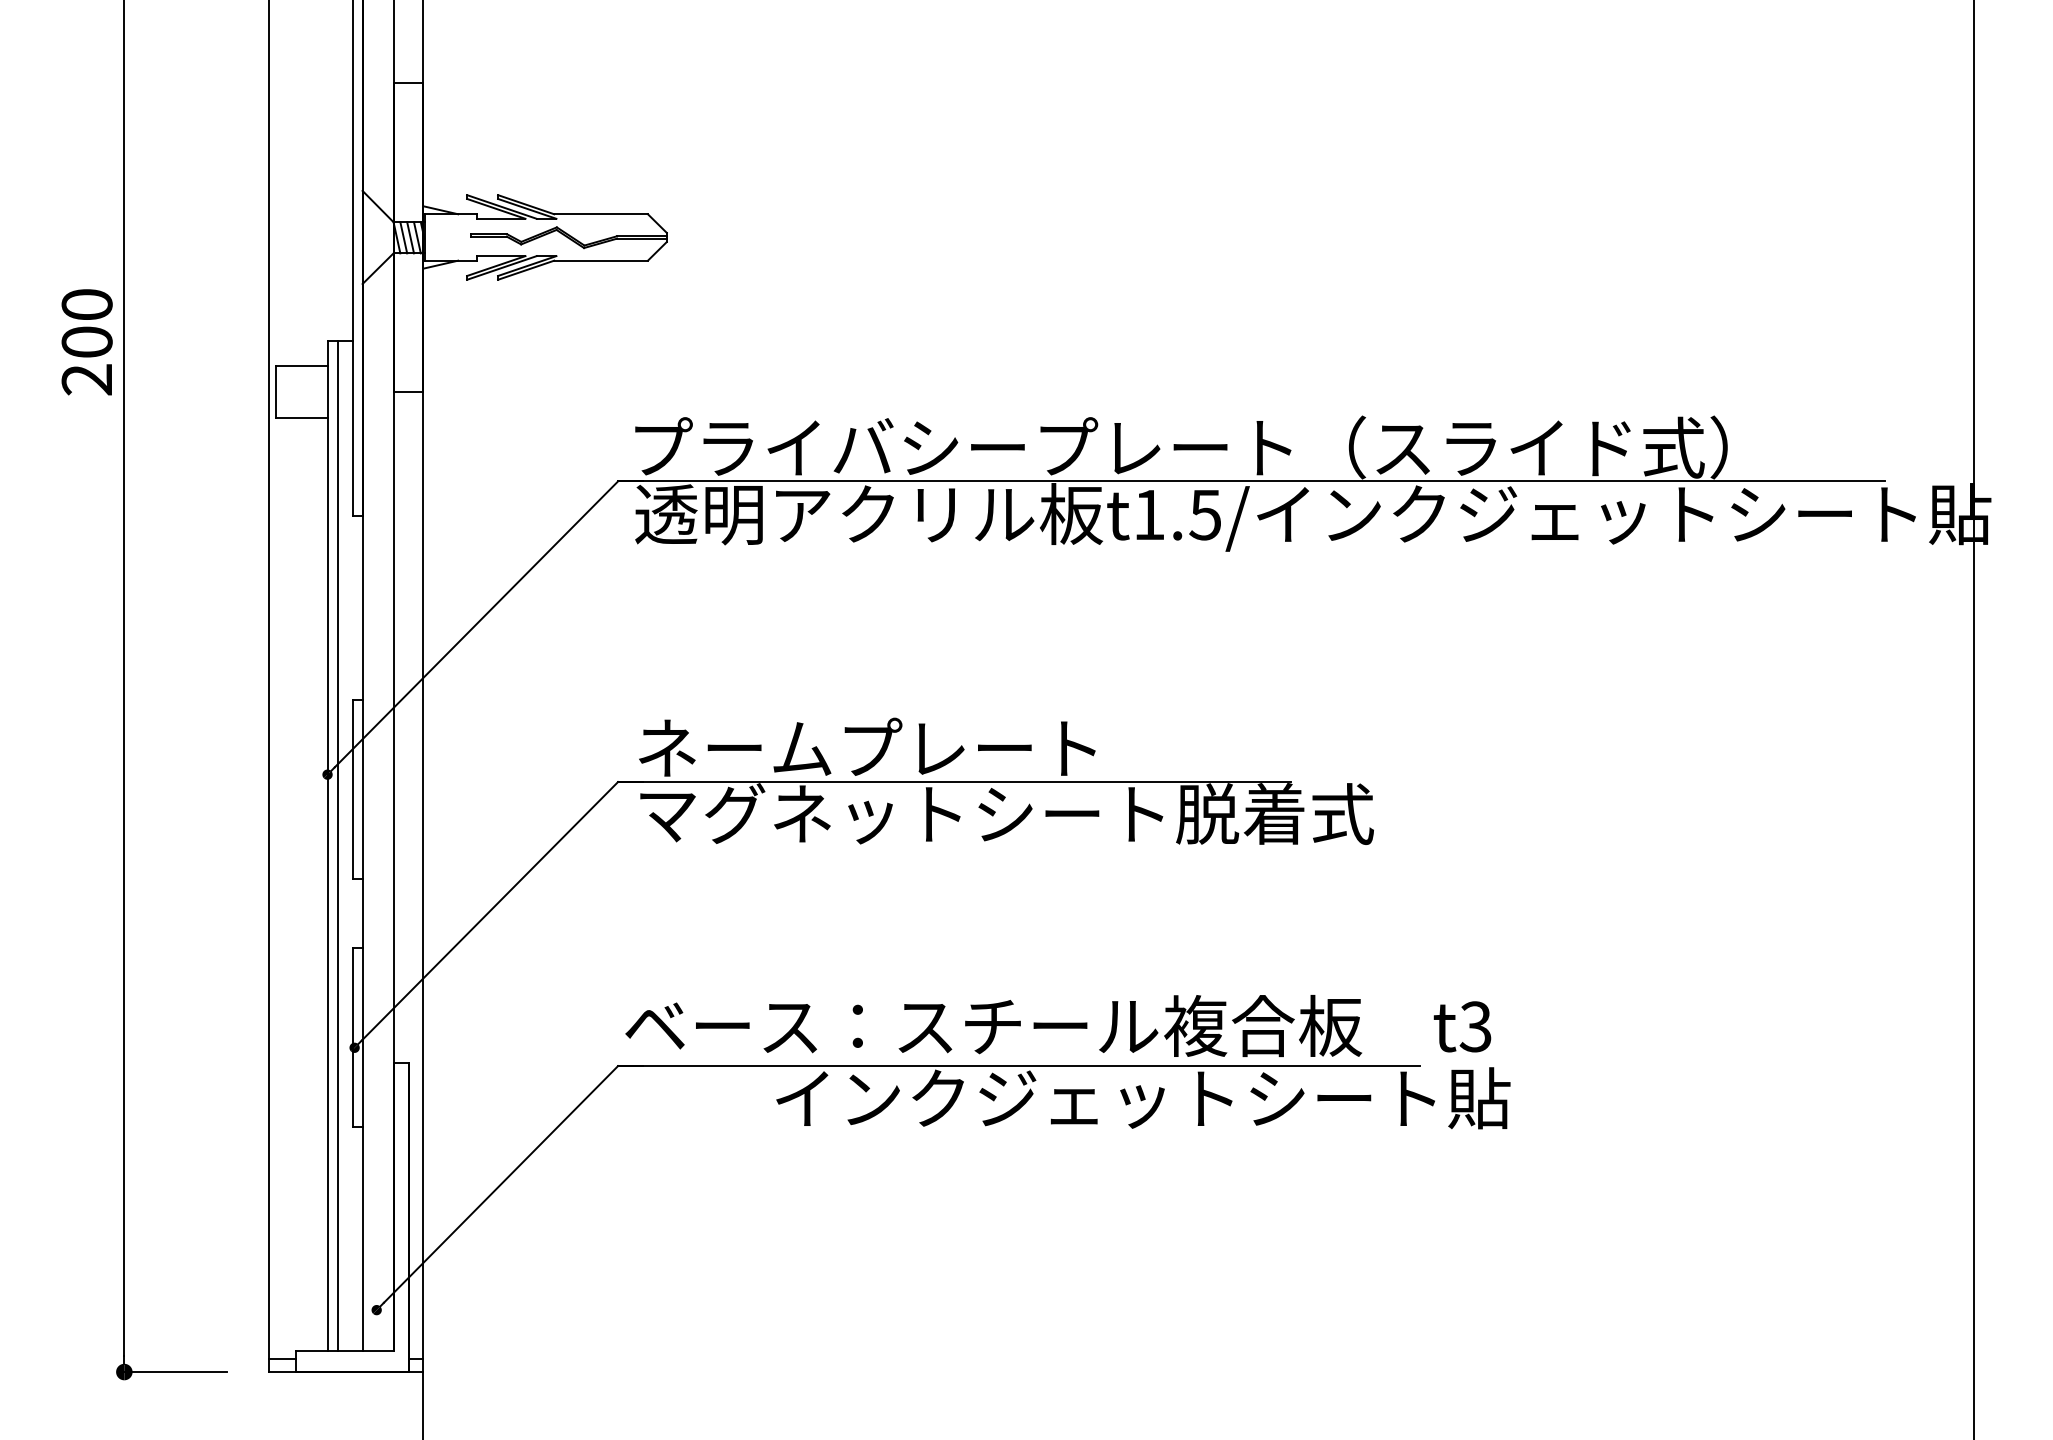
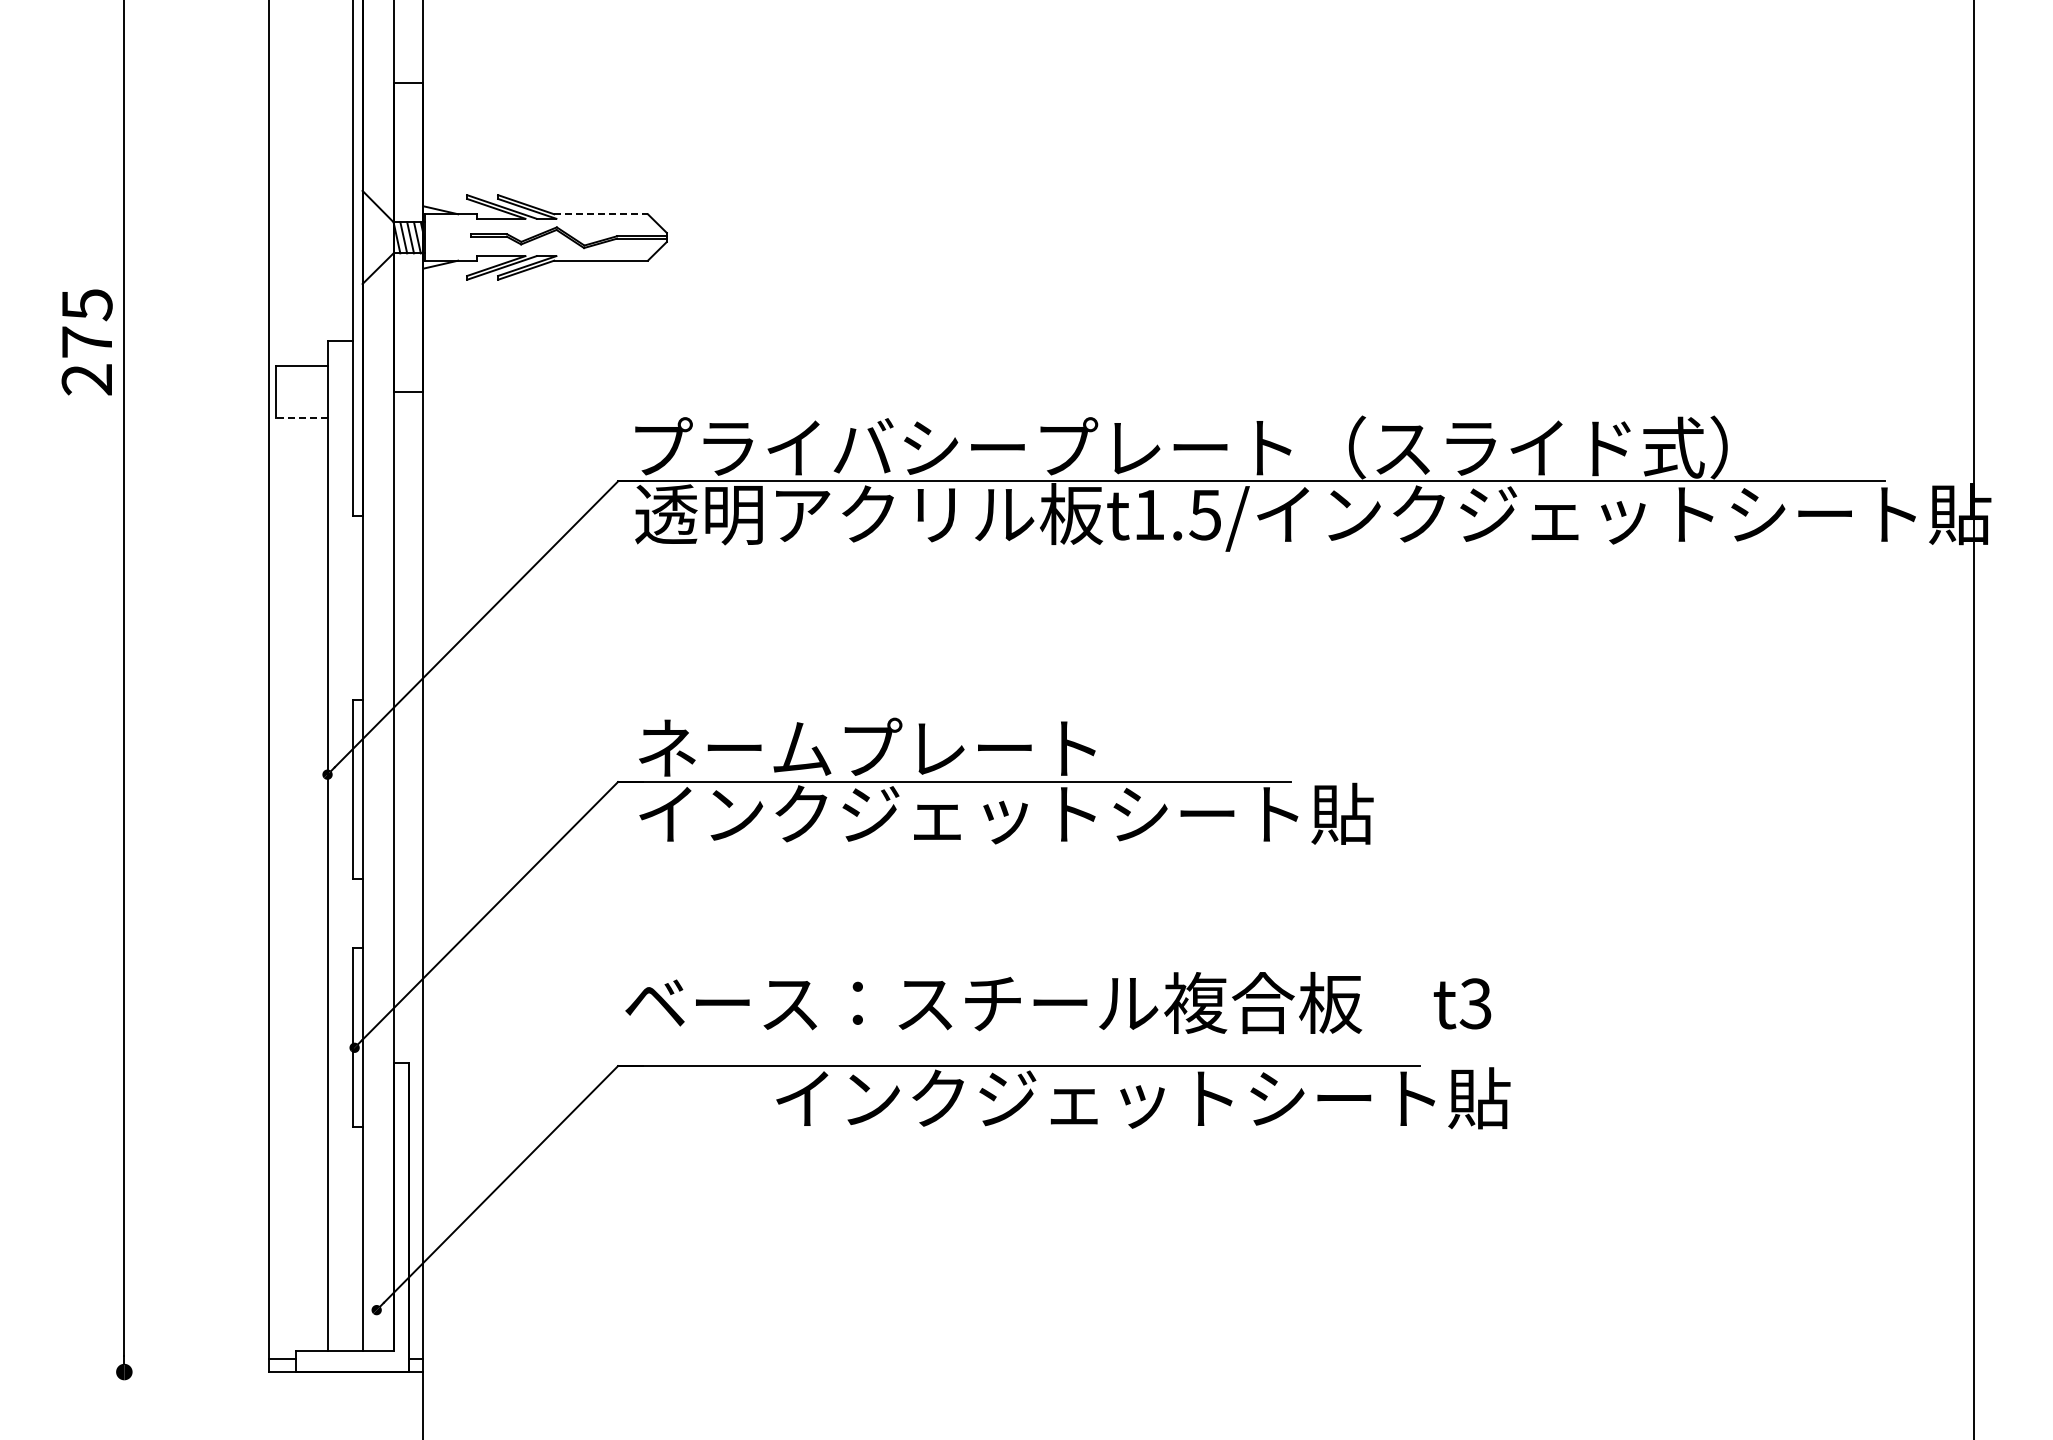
line: solid -> dashed (601, 214)
text: 200 -> 275 (86, 323)
line: solid -> dashed (301, 417)
text: マグネットシート脱着式 -> インクジェットシート貼 (1006, 813)
line: present -> none (337, 845)
text position: (1058, 1025) -> (1058, 1002) (1058, 1002)
line: present -> none (175, 1372)
